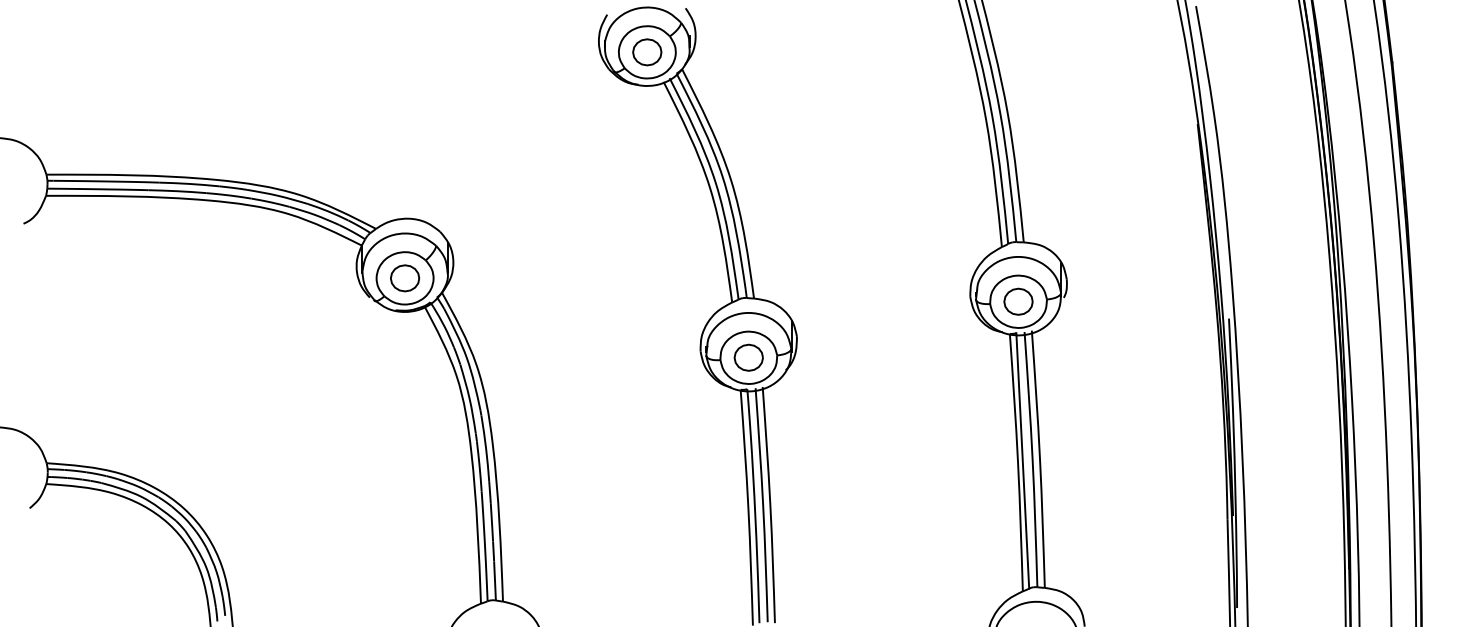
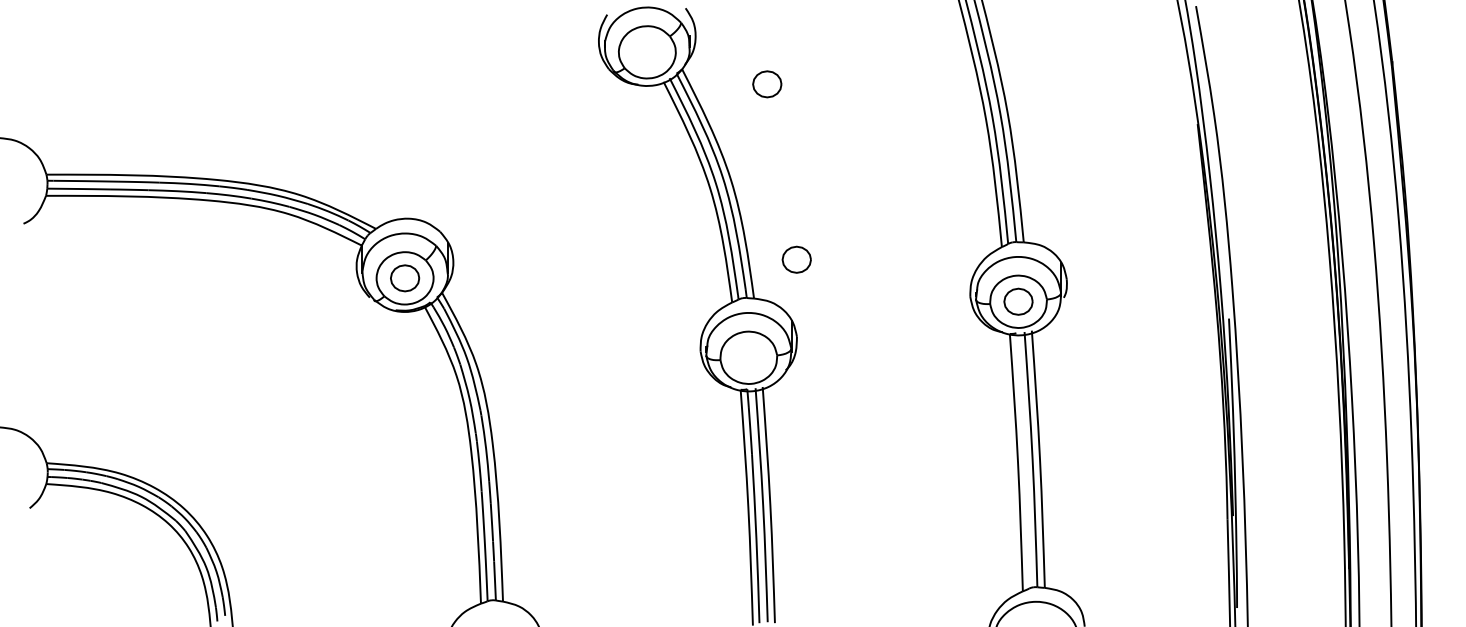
part position: (647, 52) -> (767, 84) (767, 84)
part position: (748, 357) -> (796, 259) (796, 259)
line: present -> none (1022, 460)
